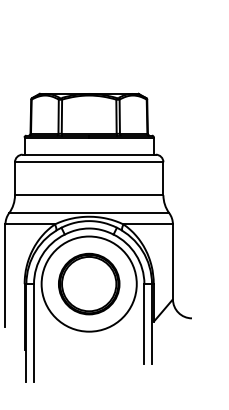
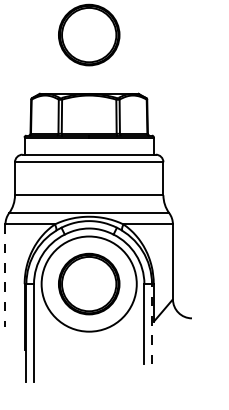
part: none -> present (89, 34)
line: solid -> dashed (5, 276)
line: solid -> dashed (152, 323)
